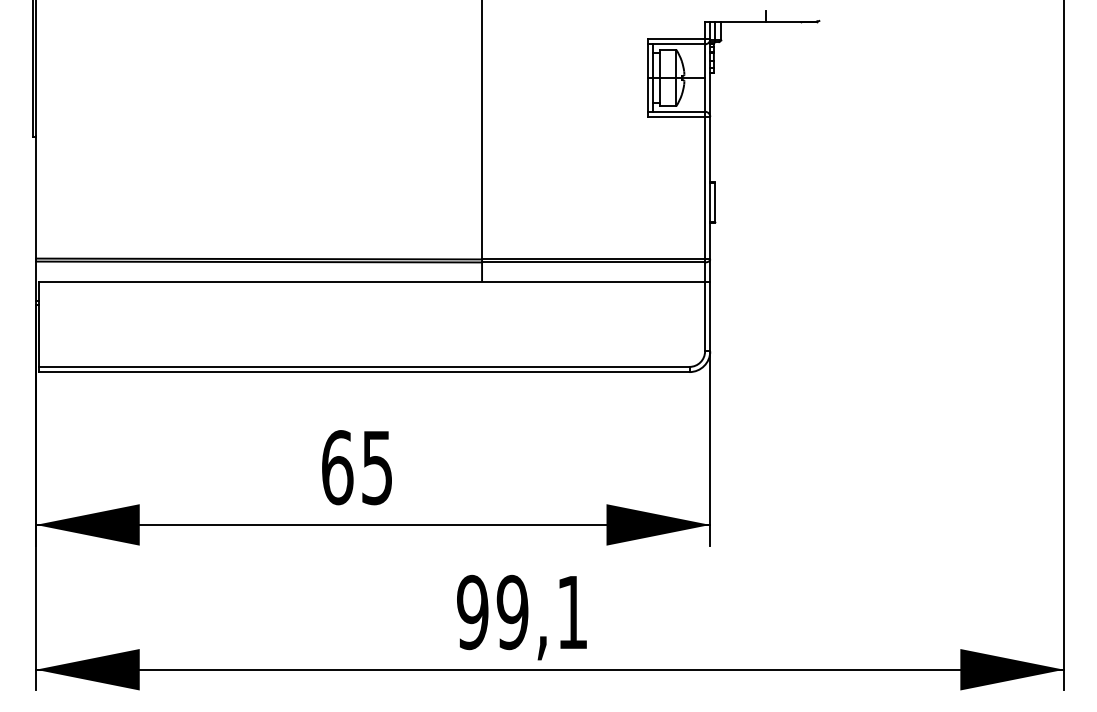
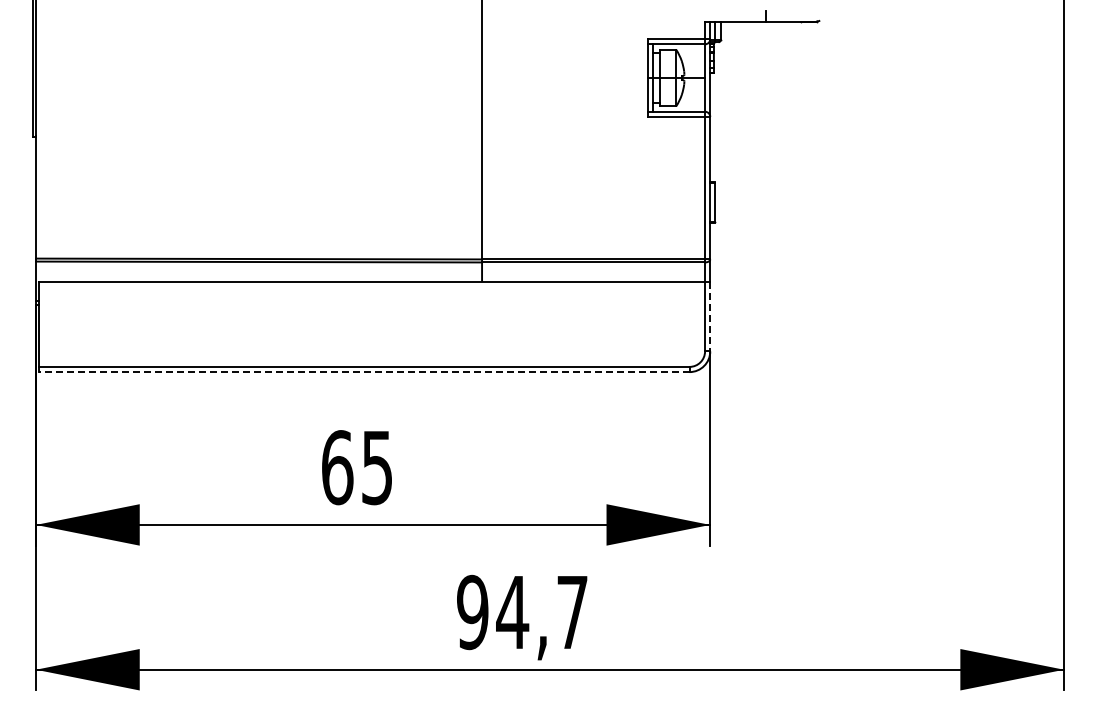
line: solid -> dashed (710, 316)
line: solid -> dashed (363, 372)
text: 99,1 -> 94,7 (541, 612)
